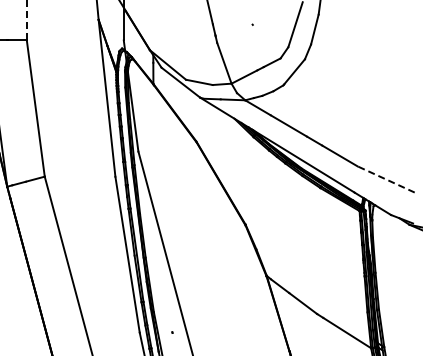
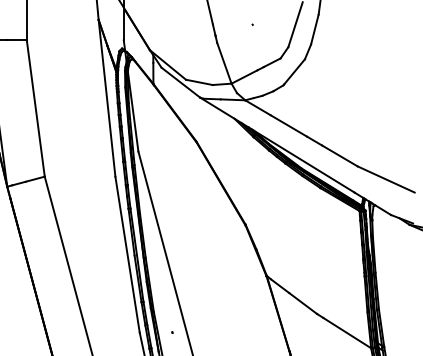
line: dashed -> solid (26, 20)
line: dashed -> solid (385, 179)
